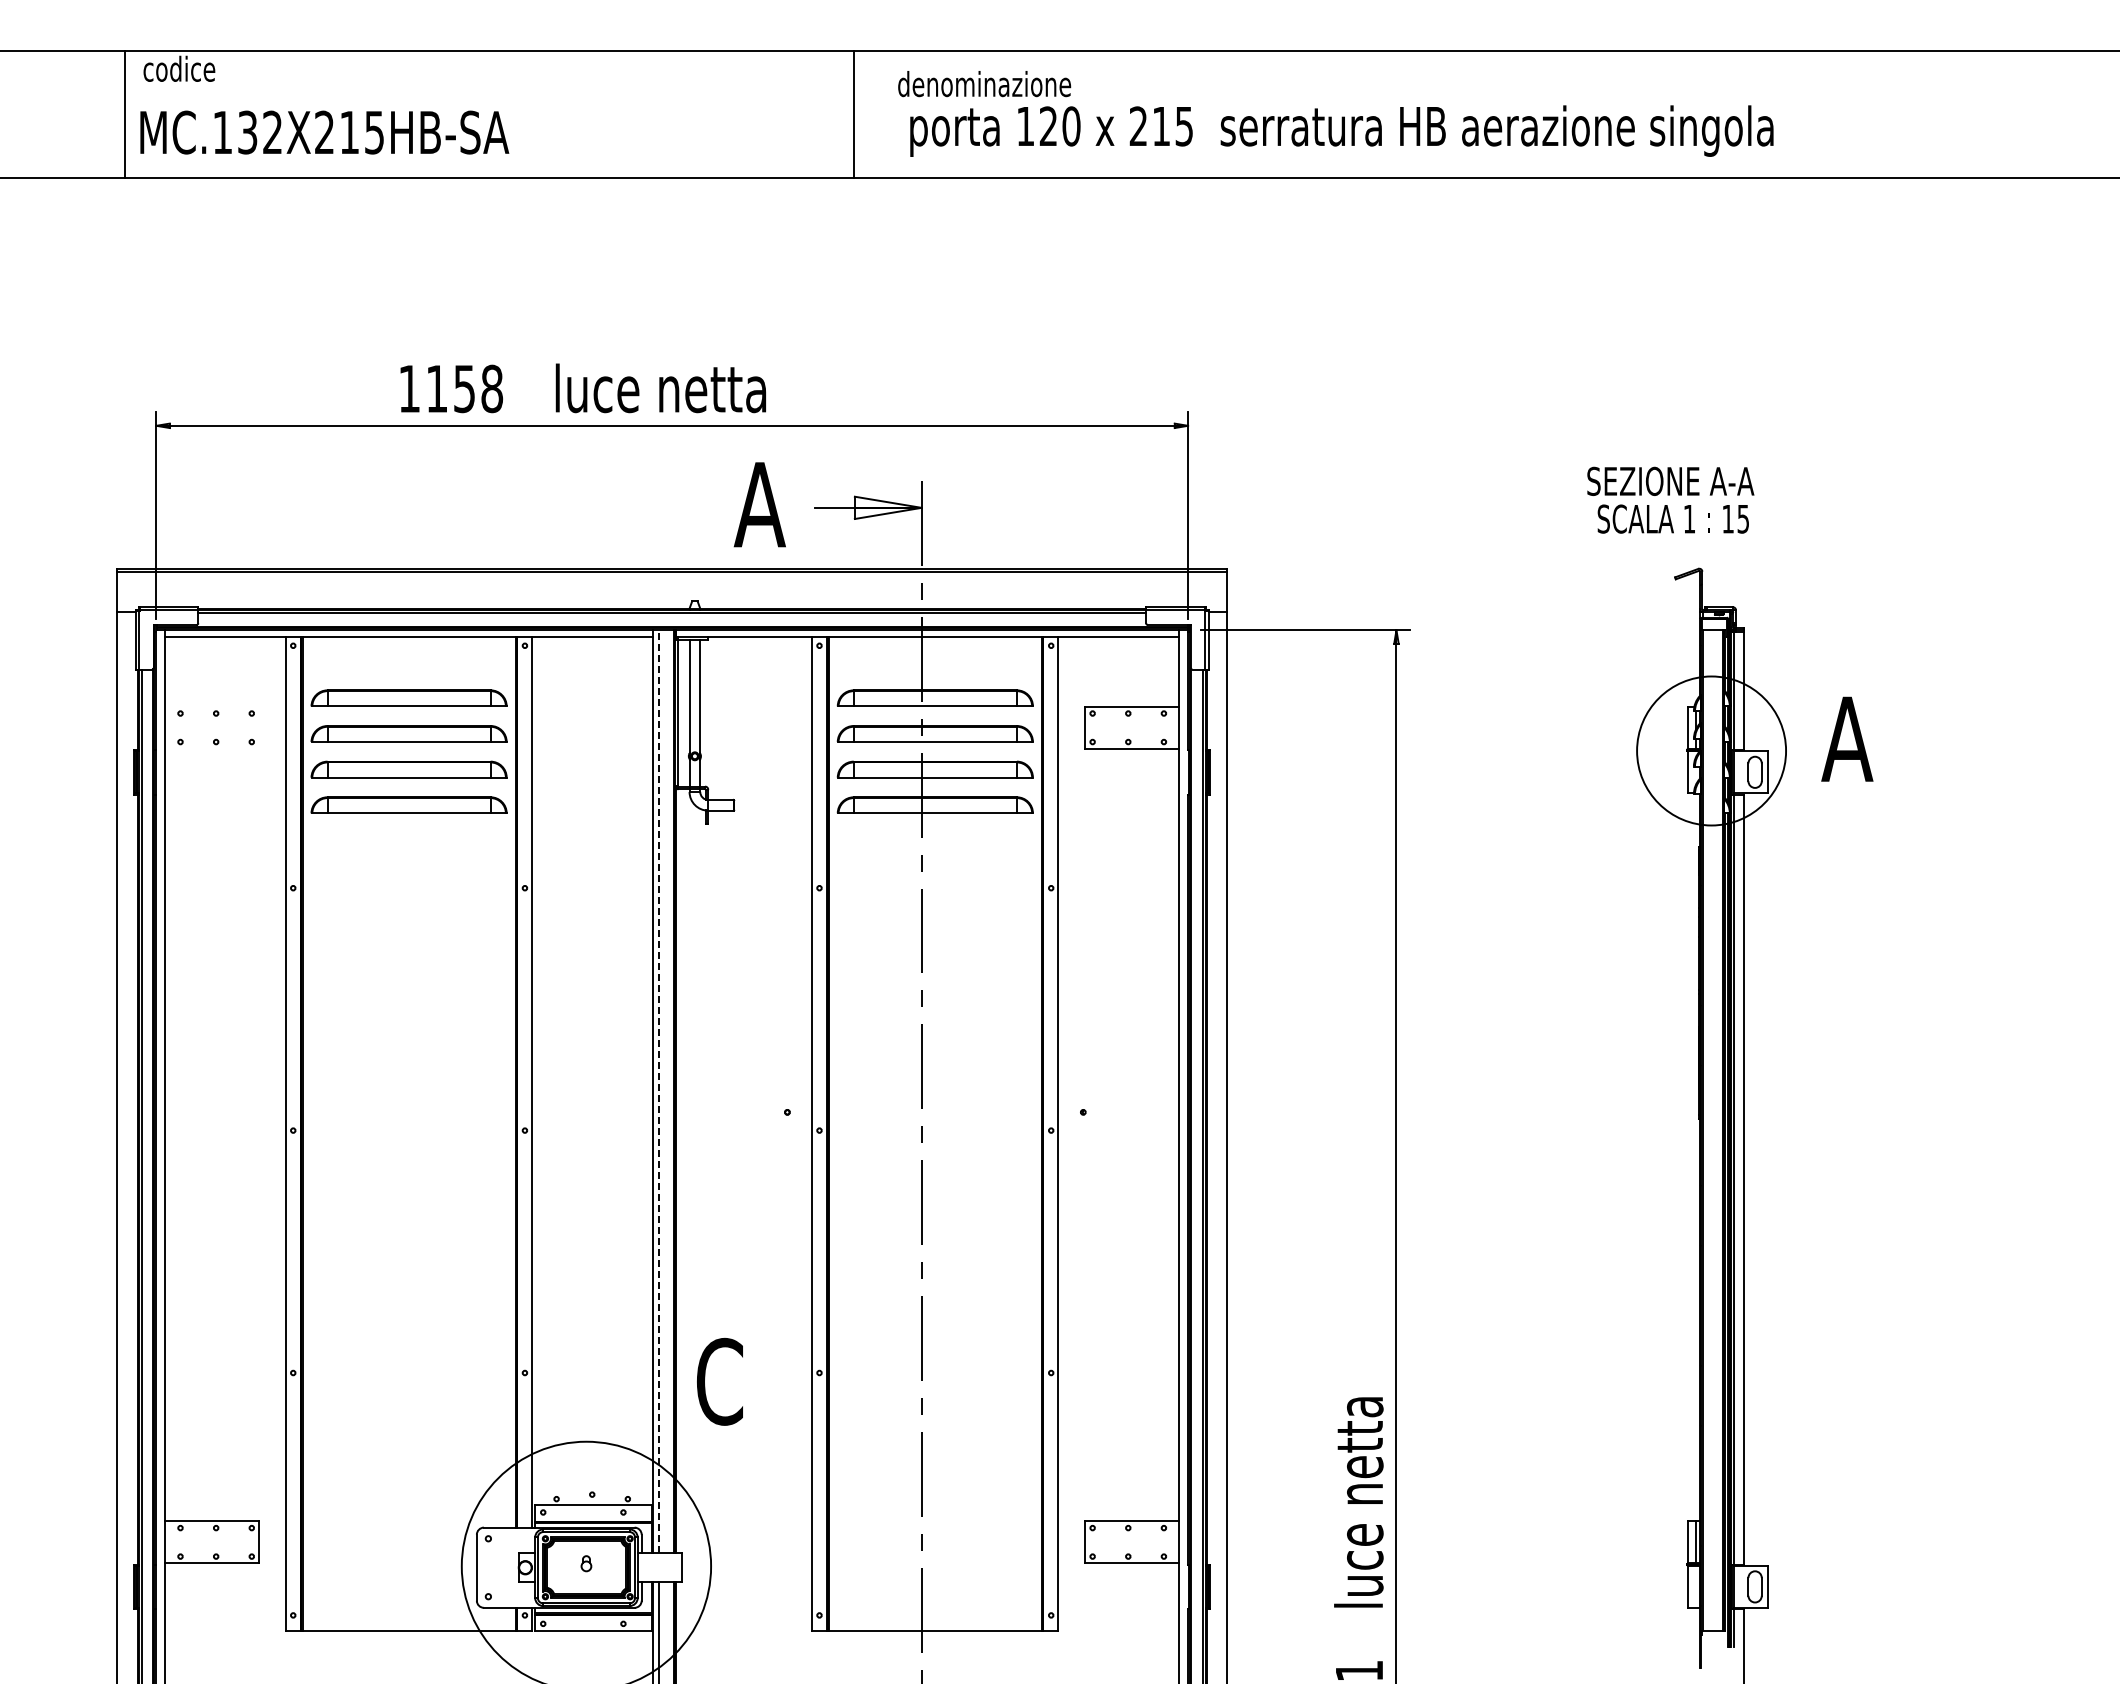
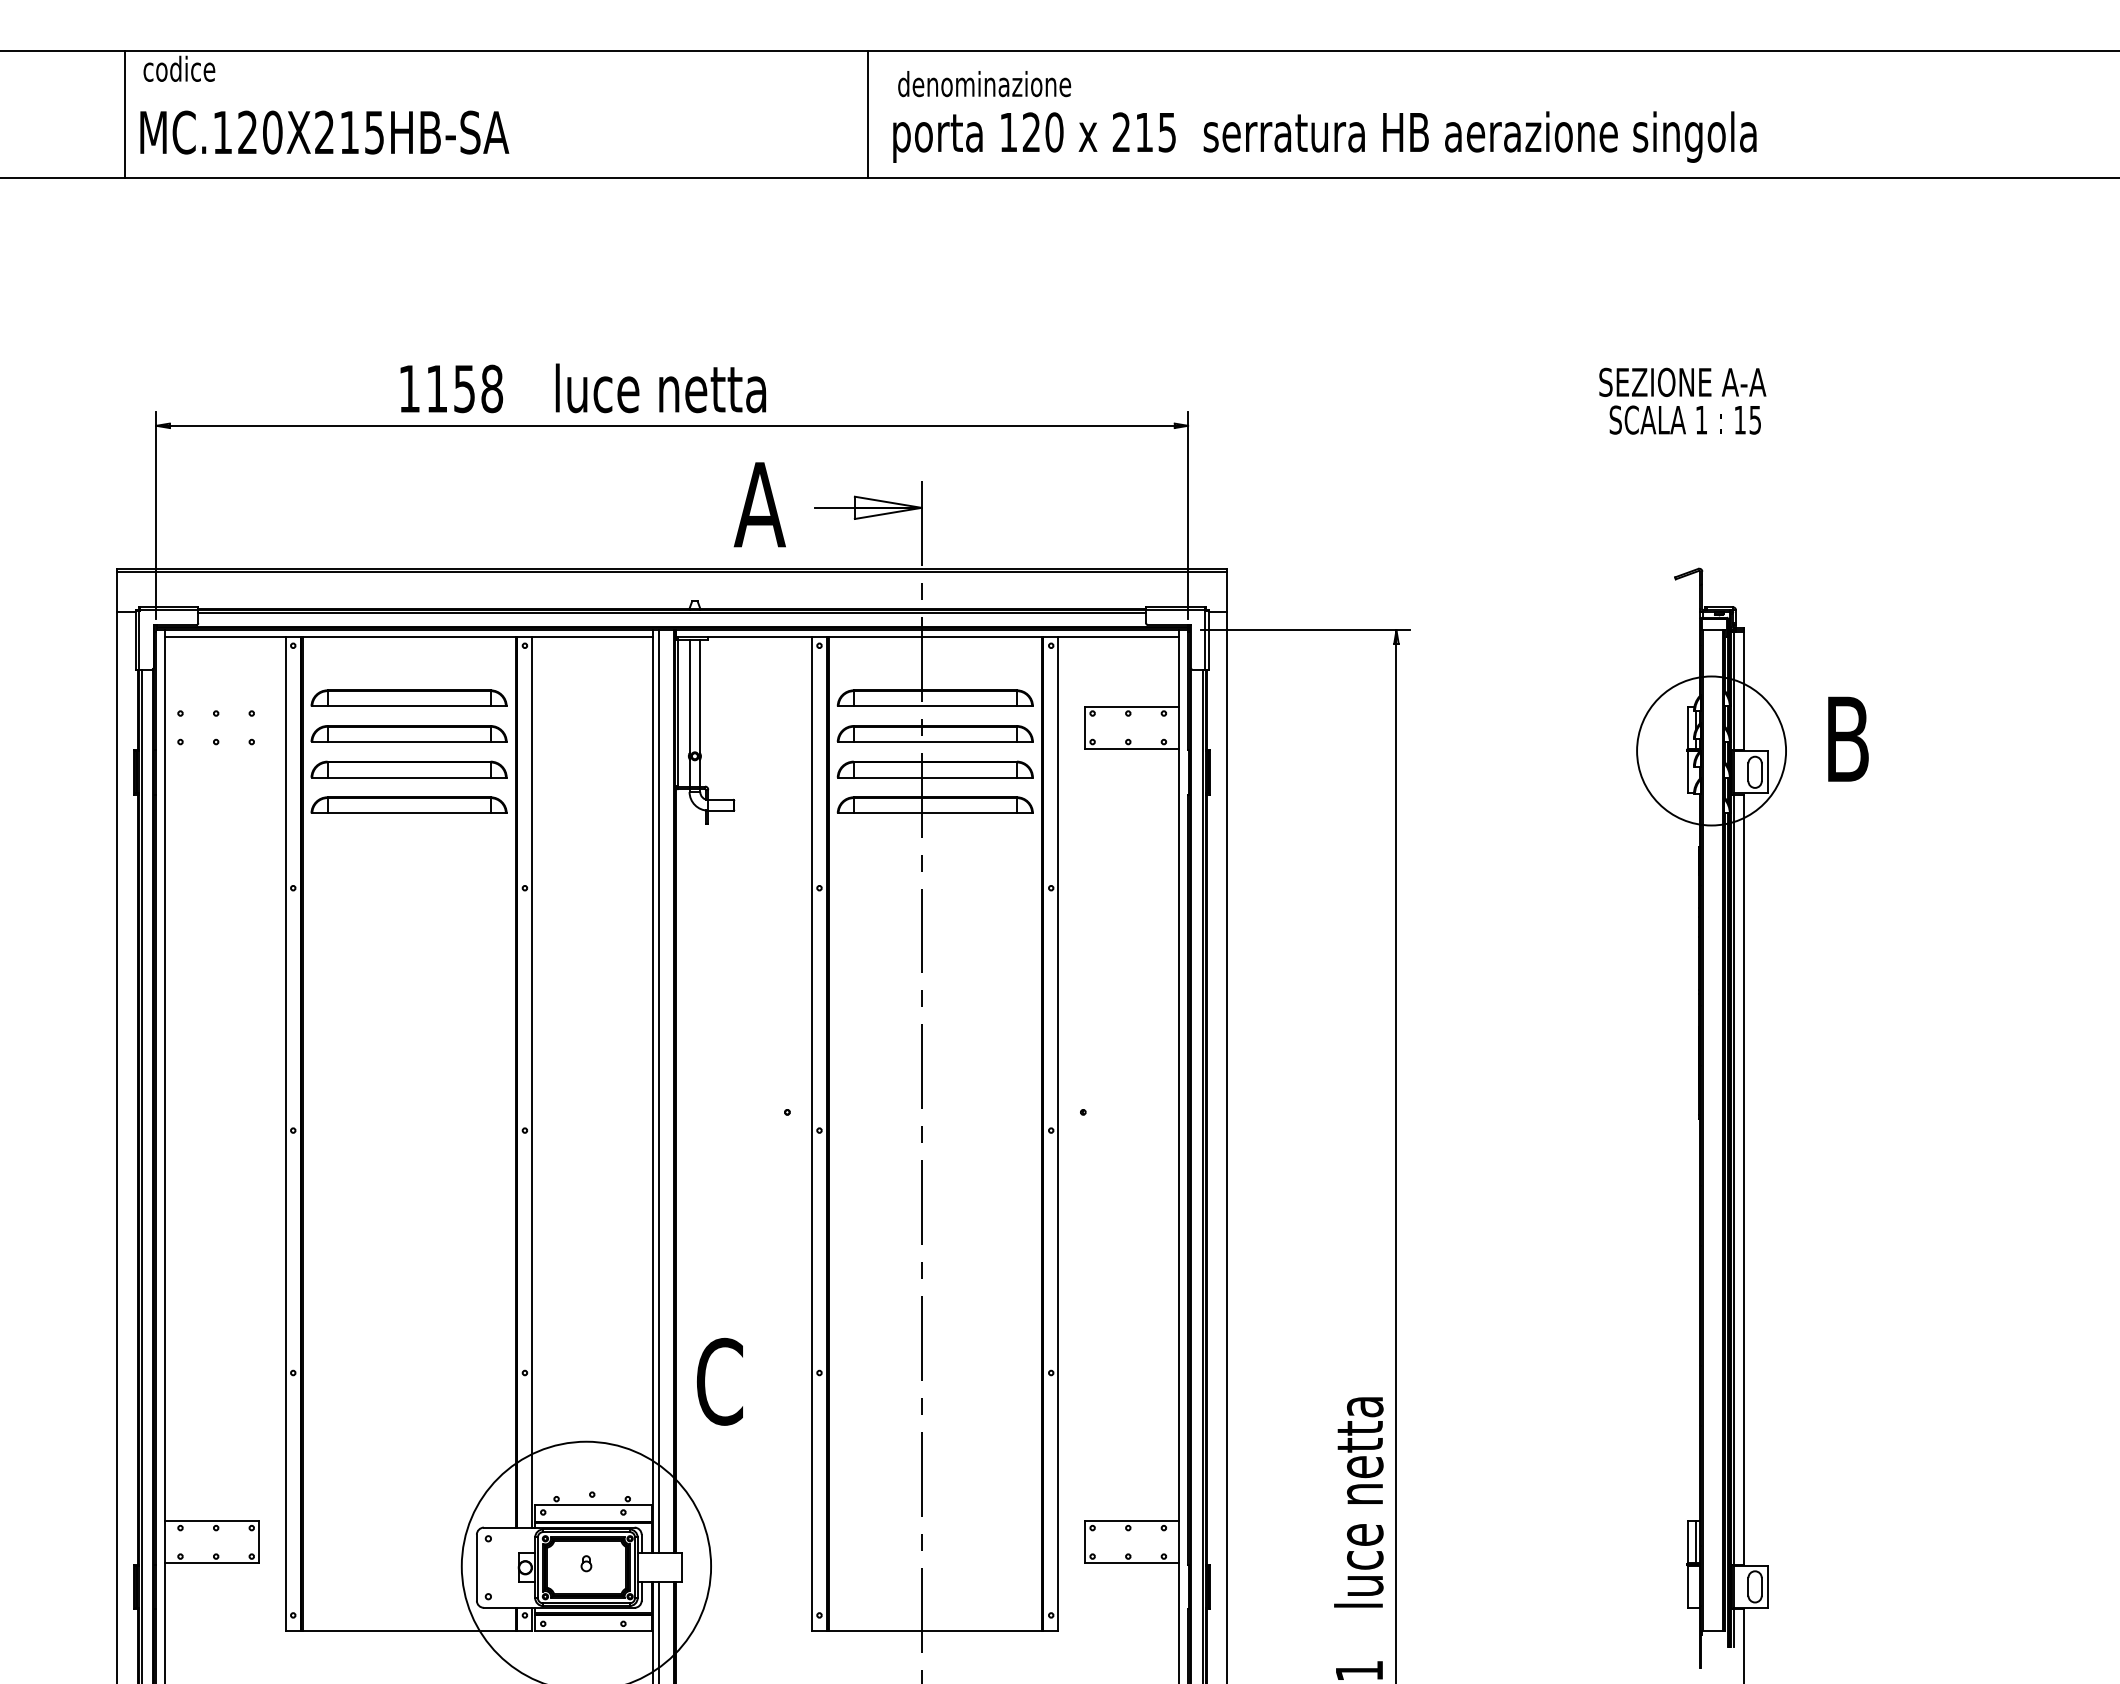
line position: (853, 113) -> (867, 113) (867, 113)
text position: (1341, 130) -> (1324, 136) (1324, 136)
text: MC.132X215HB-SA -> MC.120X215HB-SA (260, 132)
text position: (1670, 499) -> (1682, 400) (1682, 400)
text: A -> B (1847, 738)
line: dashed -> solid (659, 1091)
